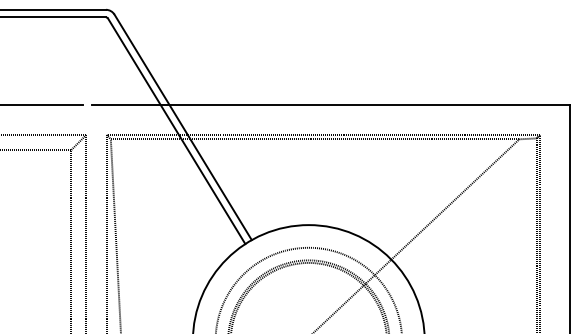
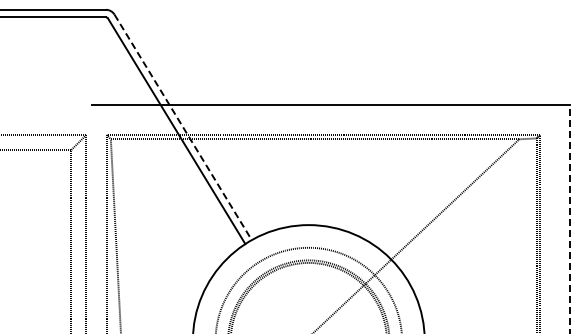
line: present -> none (42, 104)
line: solid -> dashed (183, 127)
line: solid -> dashed (570, 218)
